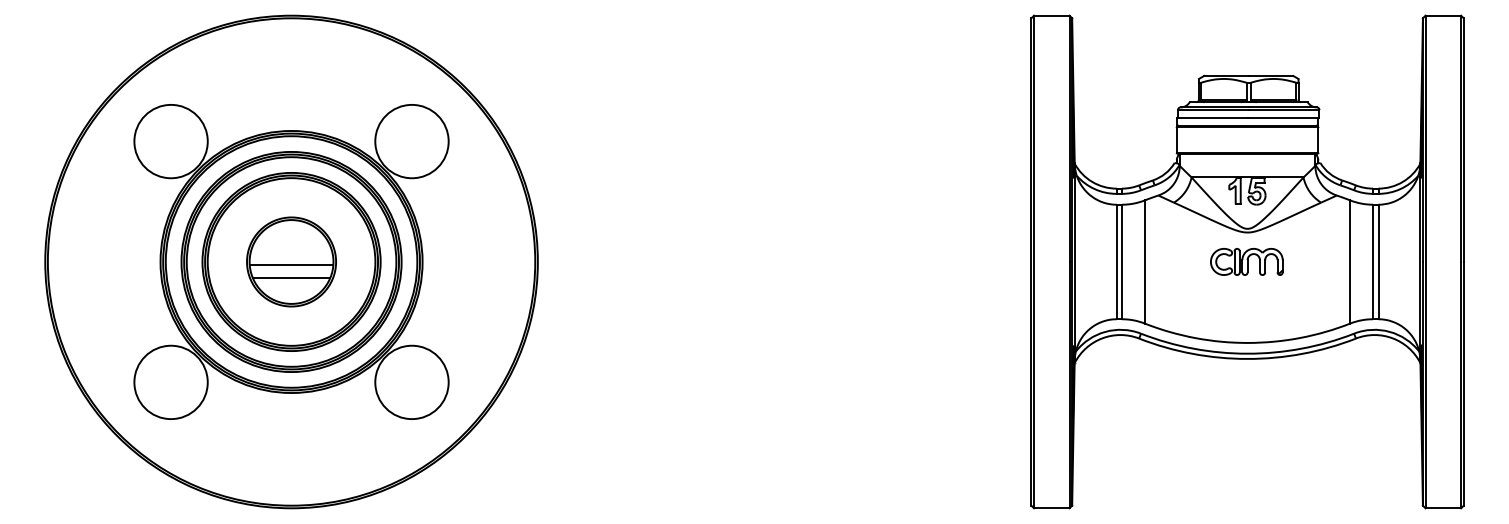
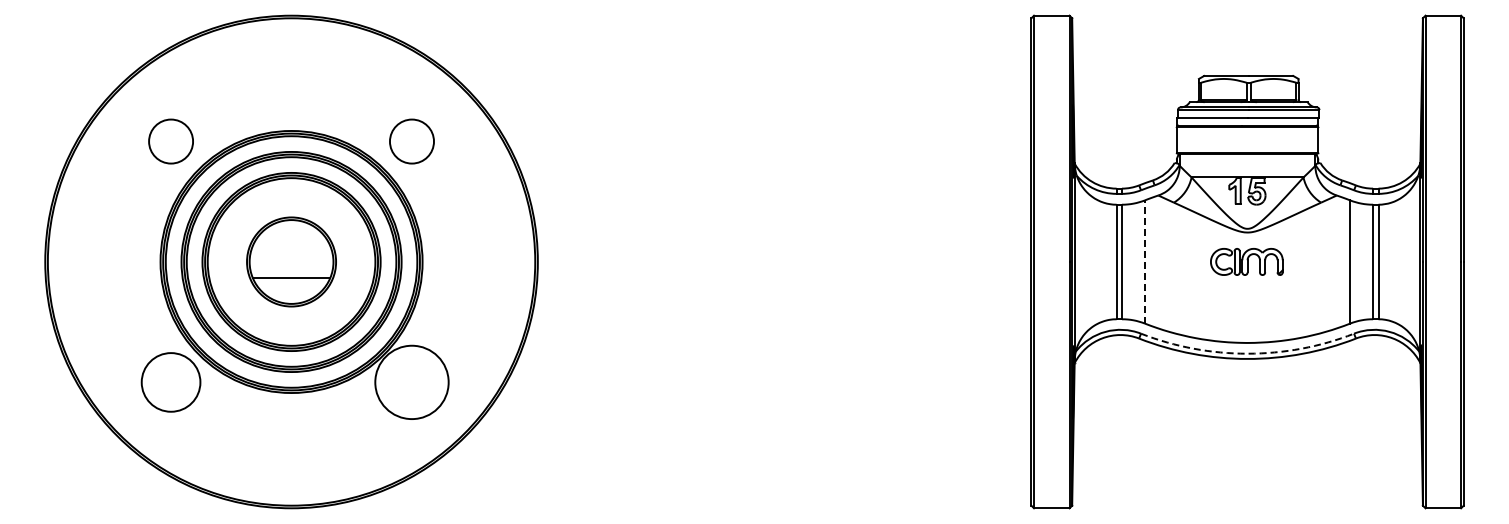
circle diameter: 73 px -> 44 px (171, 141)
circle diameter: 73 px -> 44 px (411, 141)
line: solid -> dashed (1144, 262)
line: present -> none (291, 264)
arc: solid -> dashed (1247, 353)
circle diameter: 73 px -> 59 px (170, 382)
